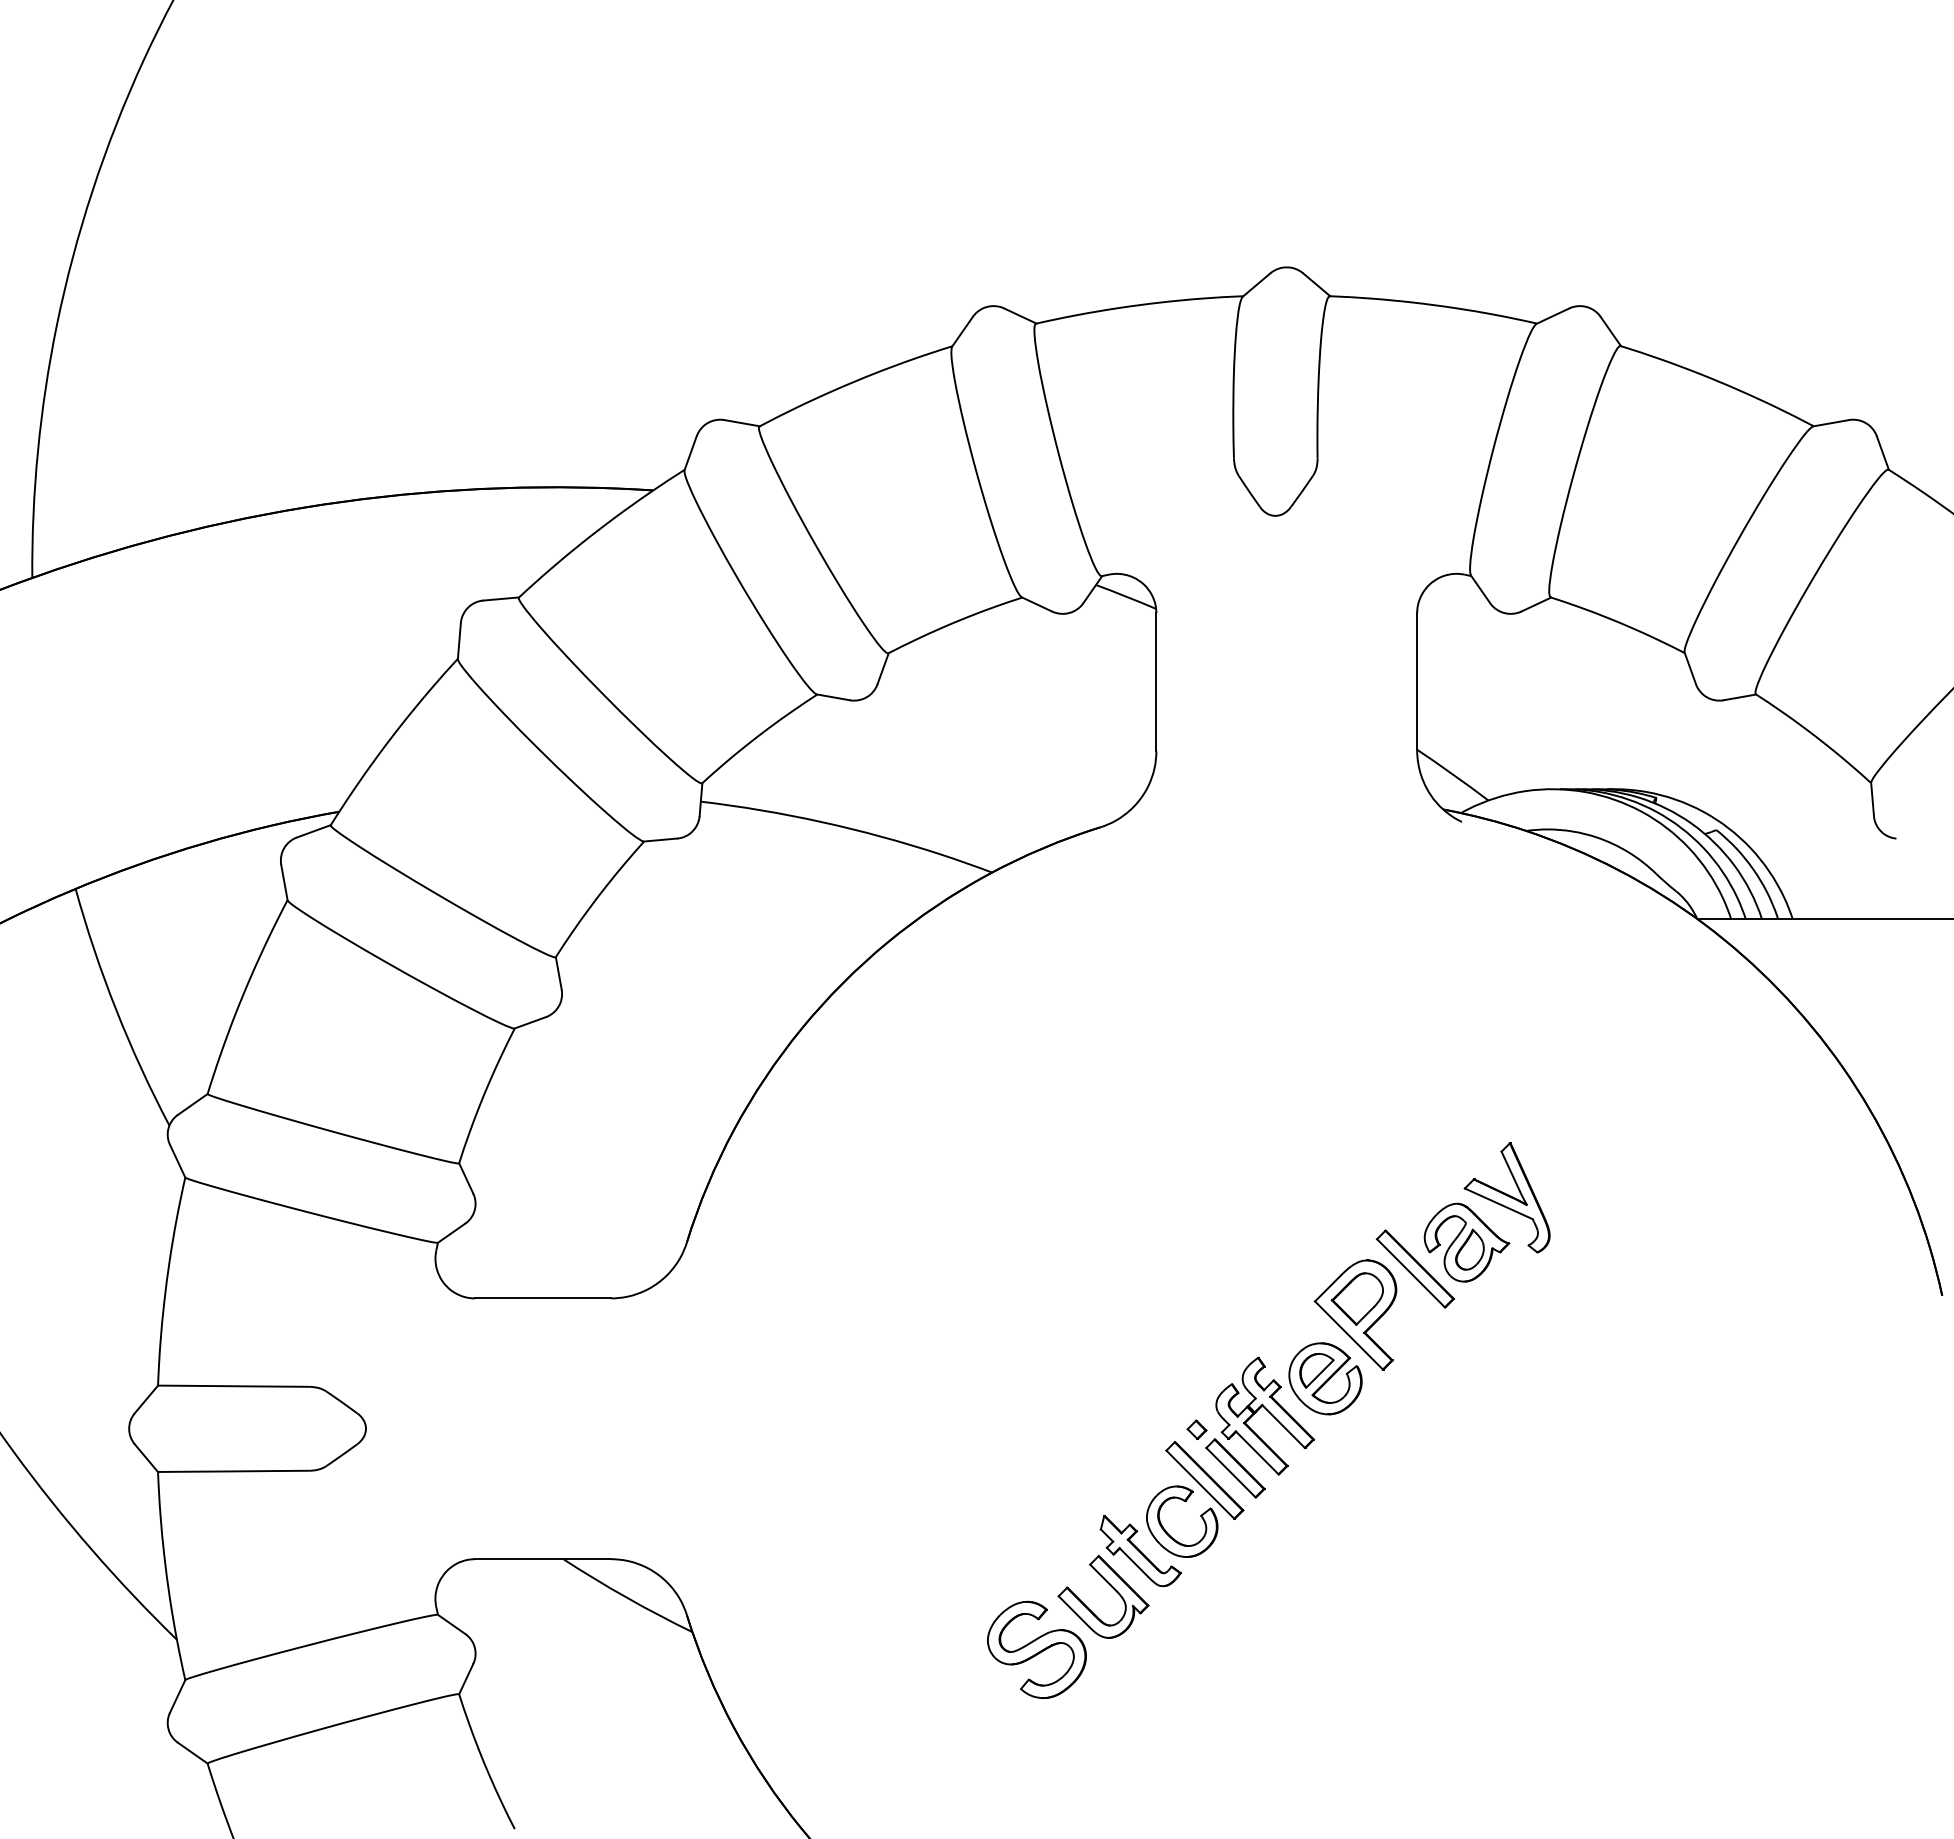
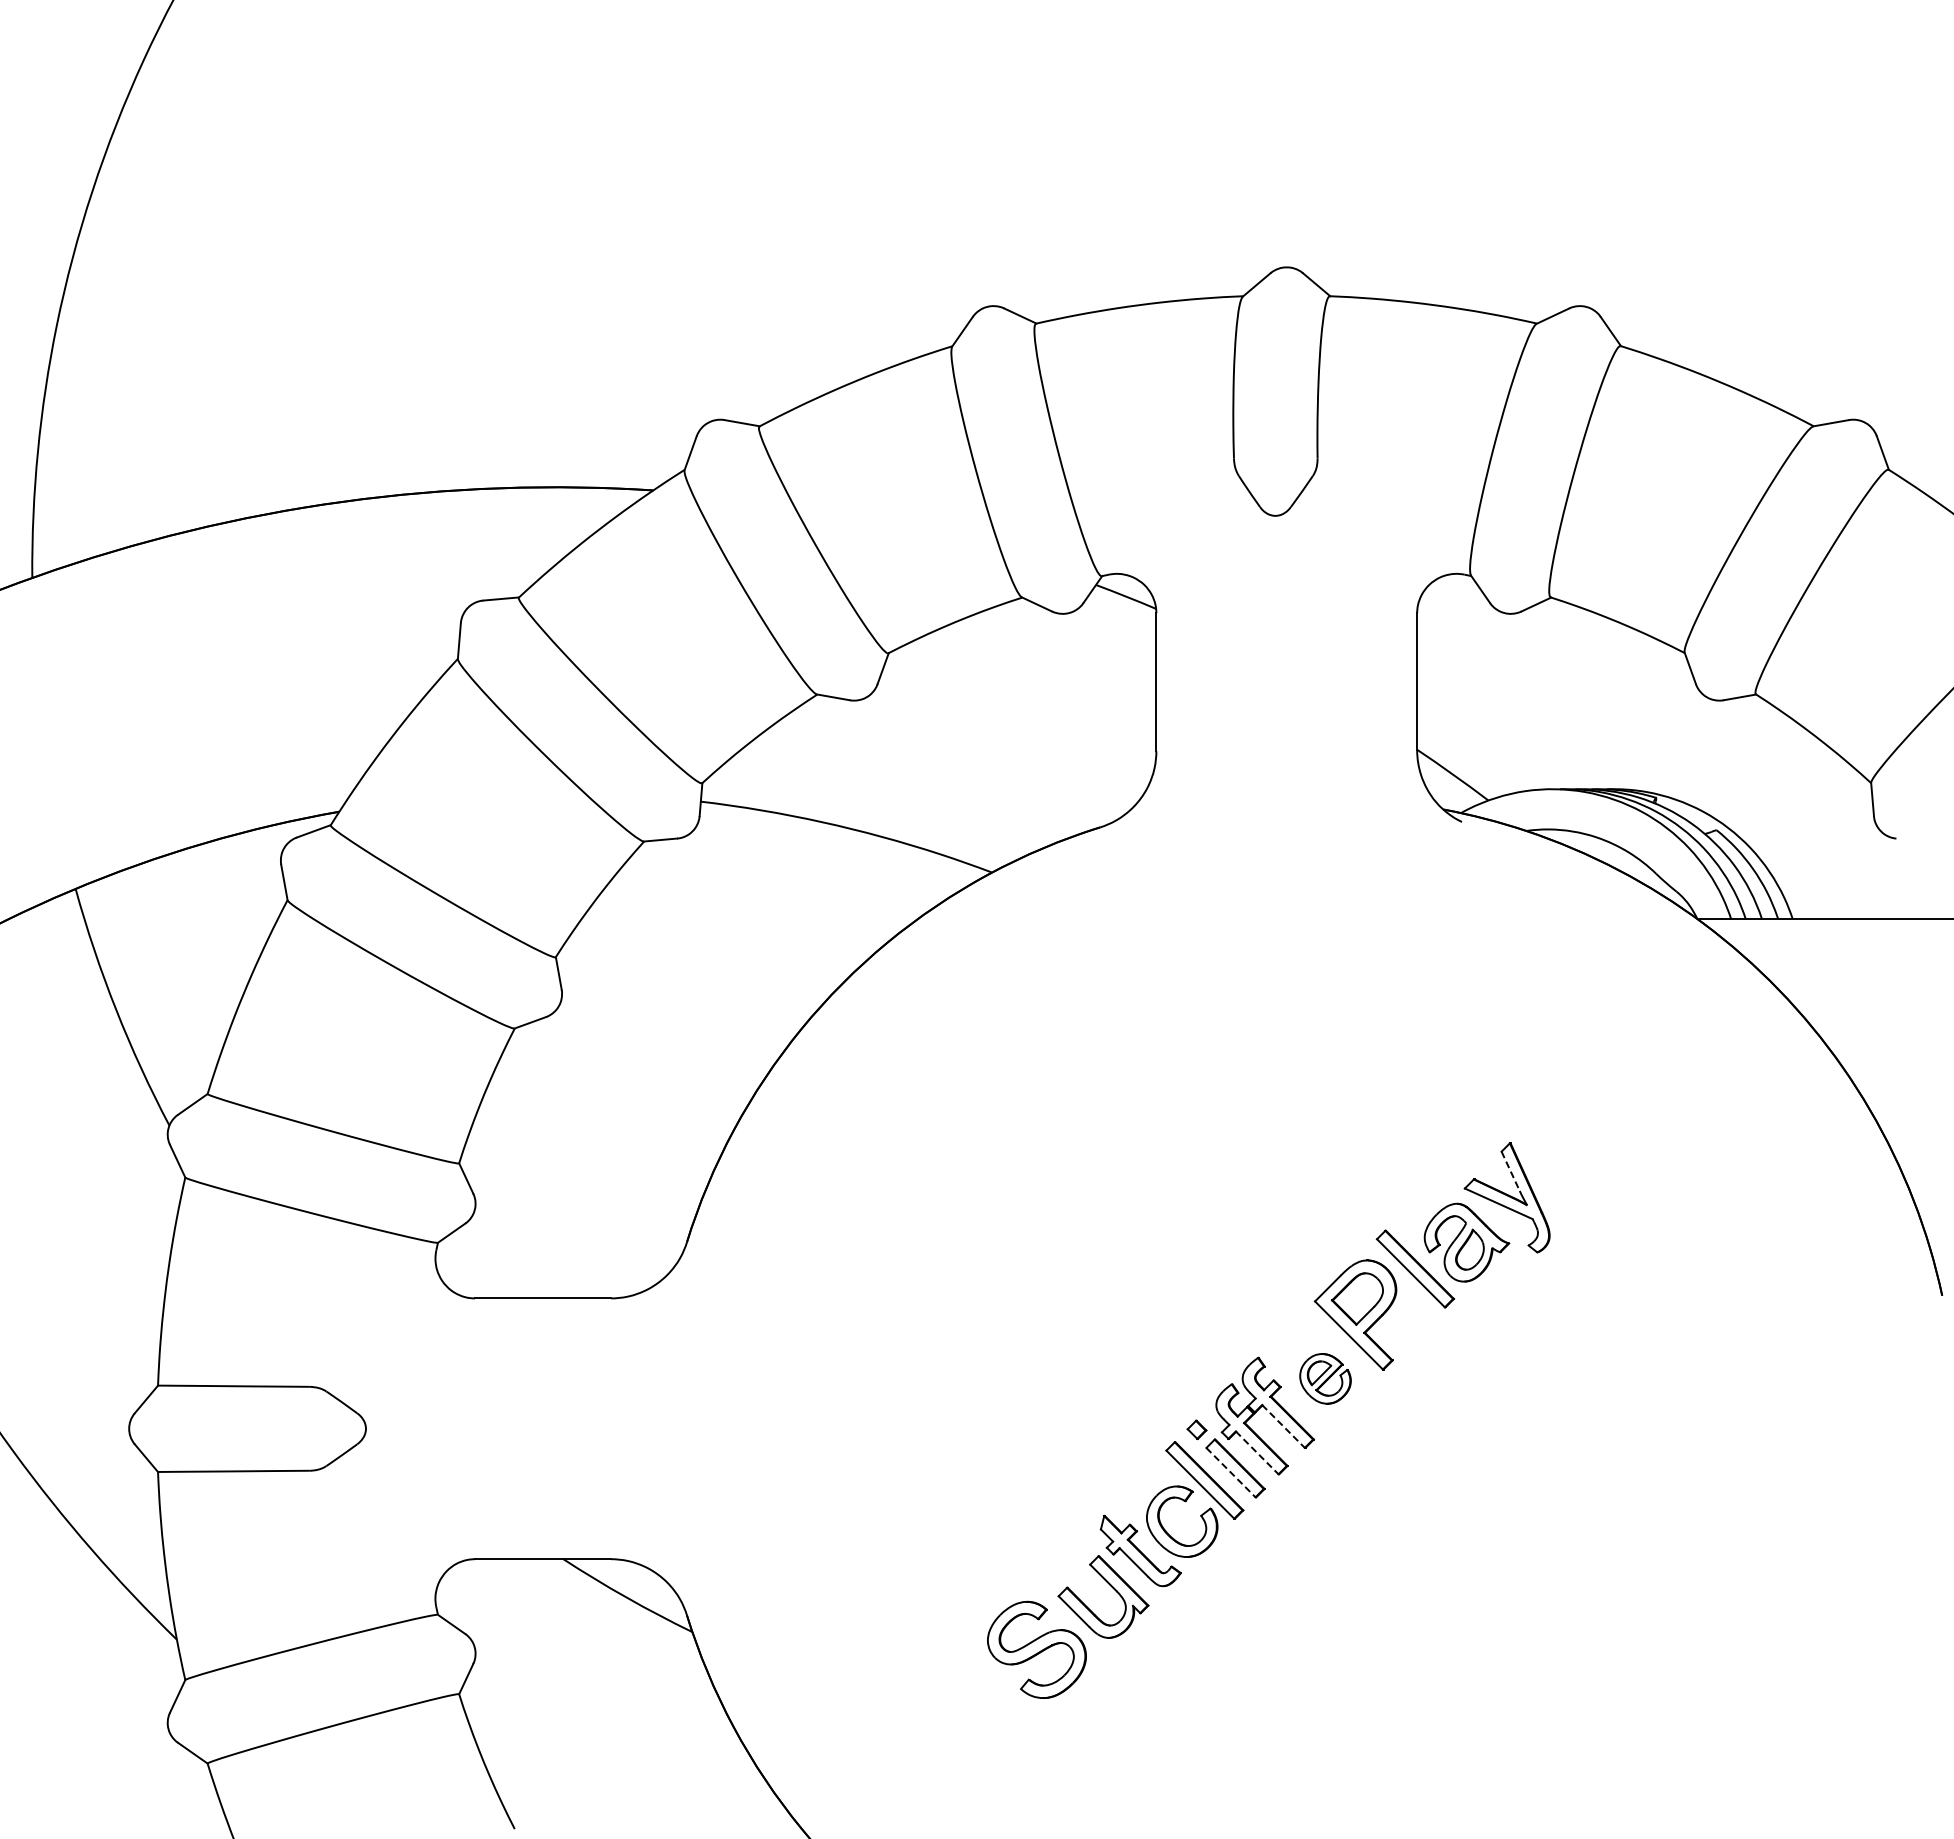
line: solid -> dashed (1510, 1171)
part size: 75x74 px -> 53x52 px (1325, 1378)
line: solid -> dashed (1283, 1426)
line: solid -> dashed (1257, 1453)
line: solid -> dashed (1230, 1472)
